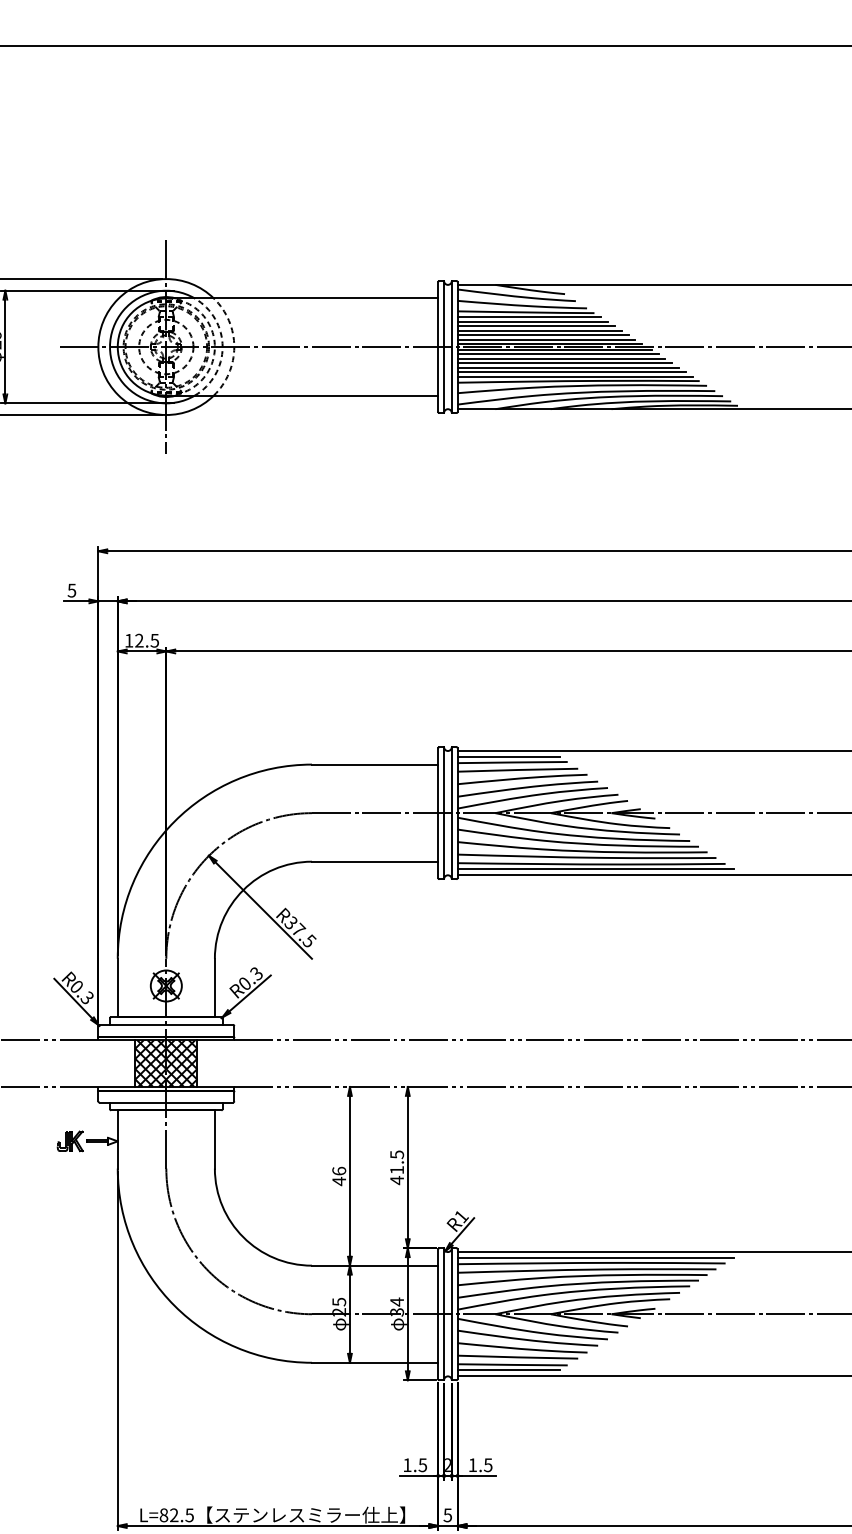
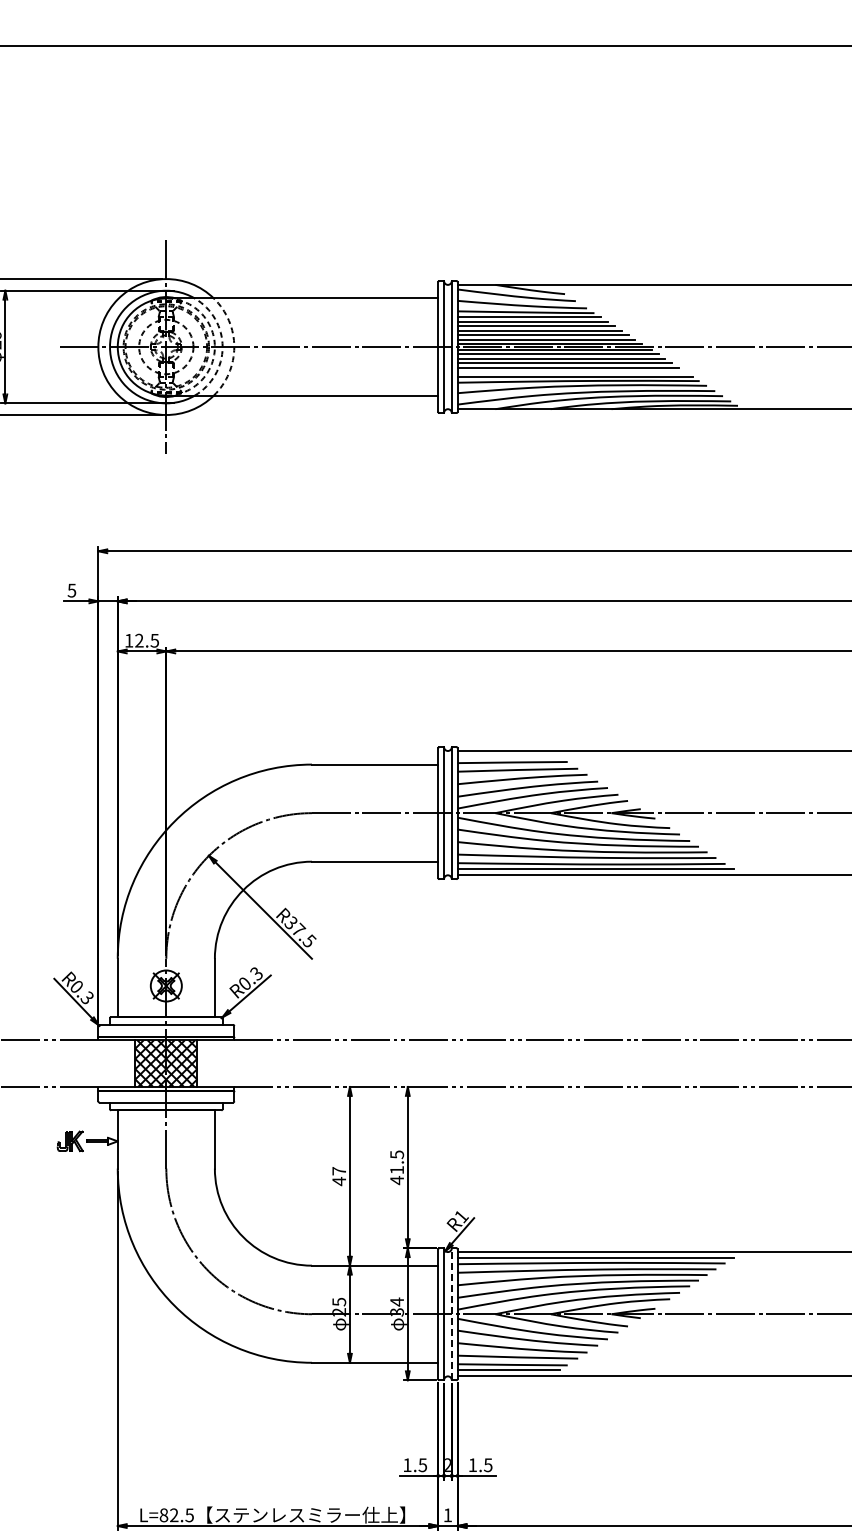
line: present -> none (571, 372)
line: present -> none (508, 757)
text: 46 -> 47 (339, 1170)
line: solid -> dashed (451, 1313)
text: 5 -> 1 (447, 1515)
